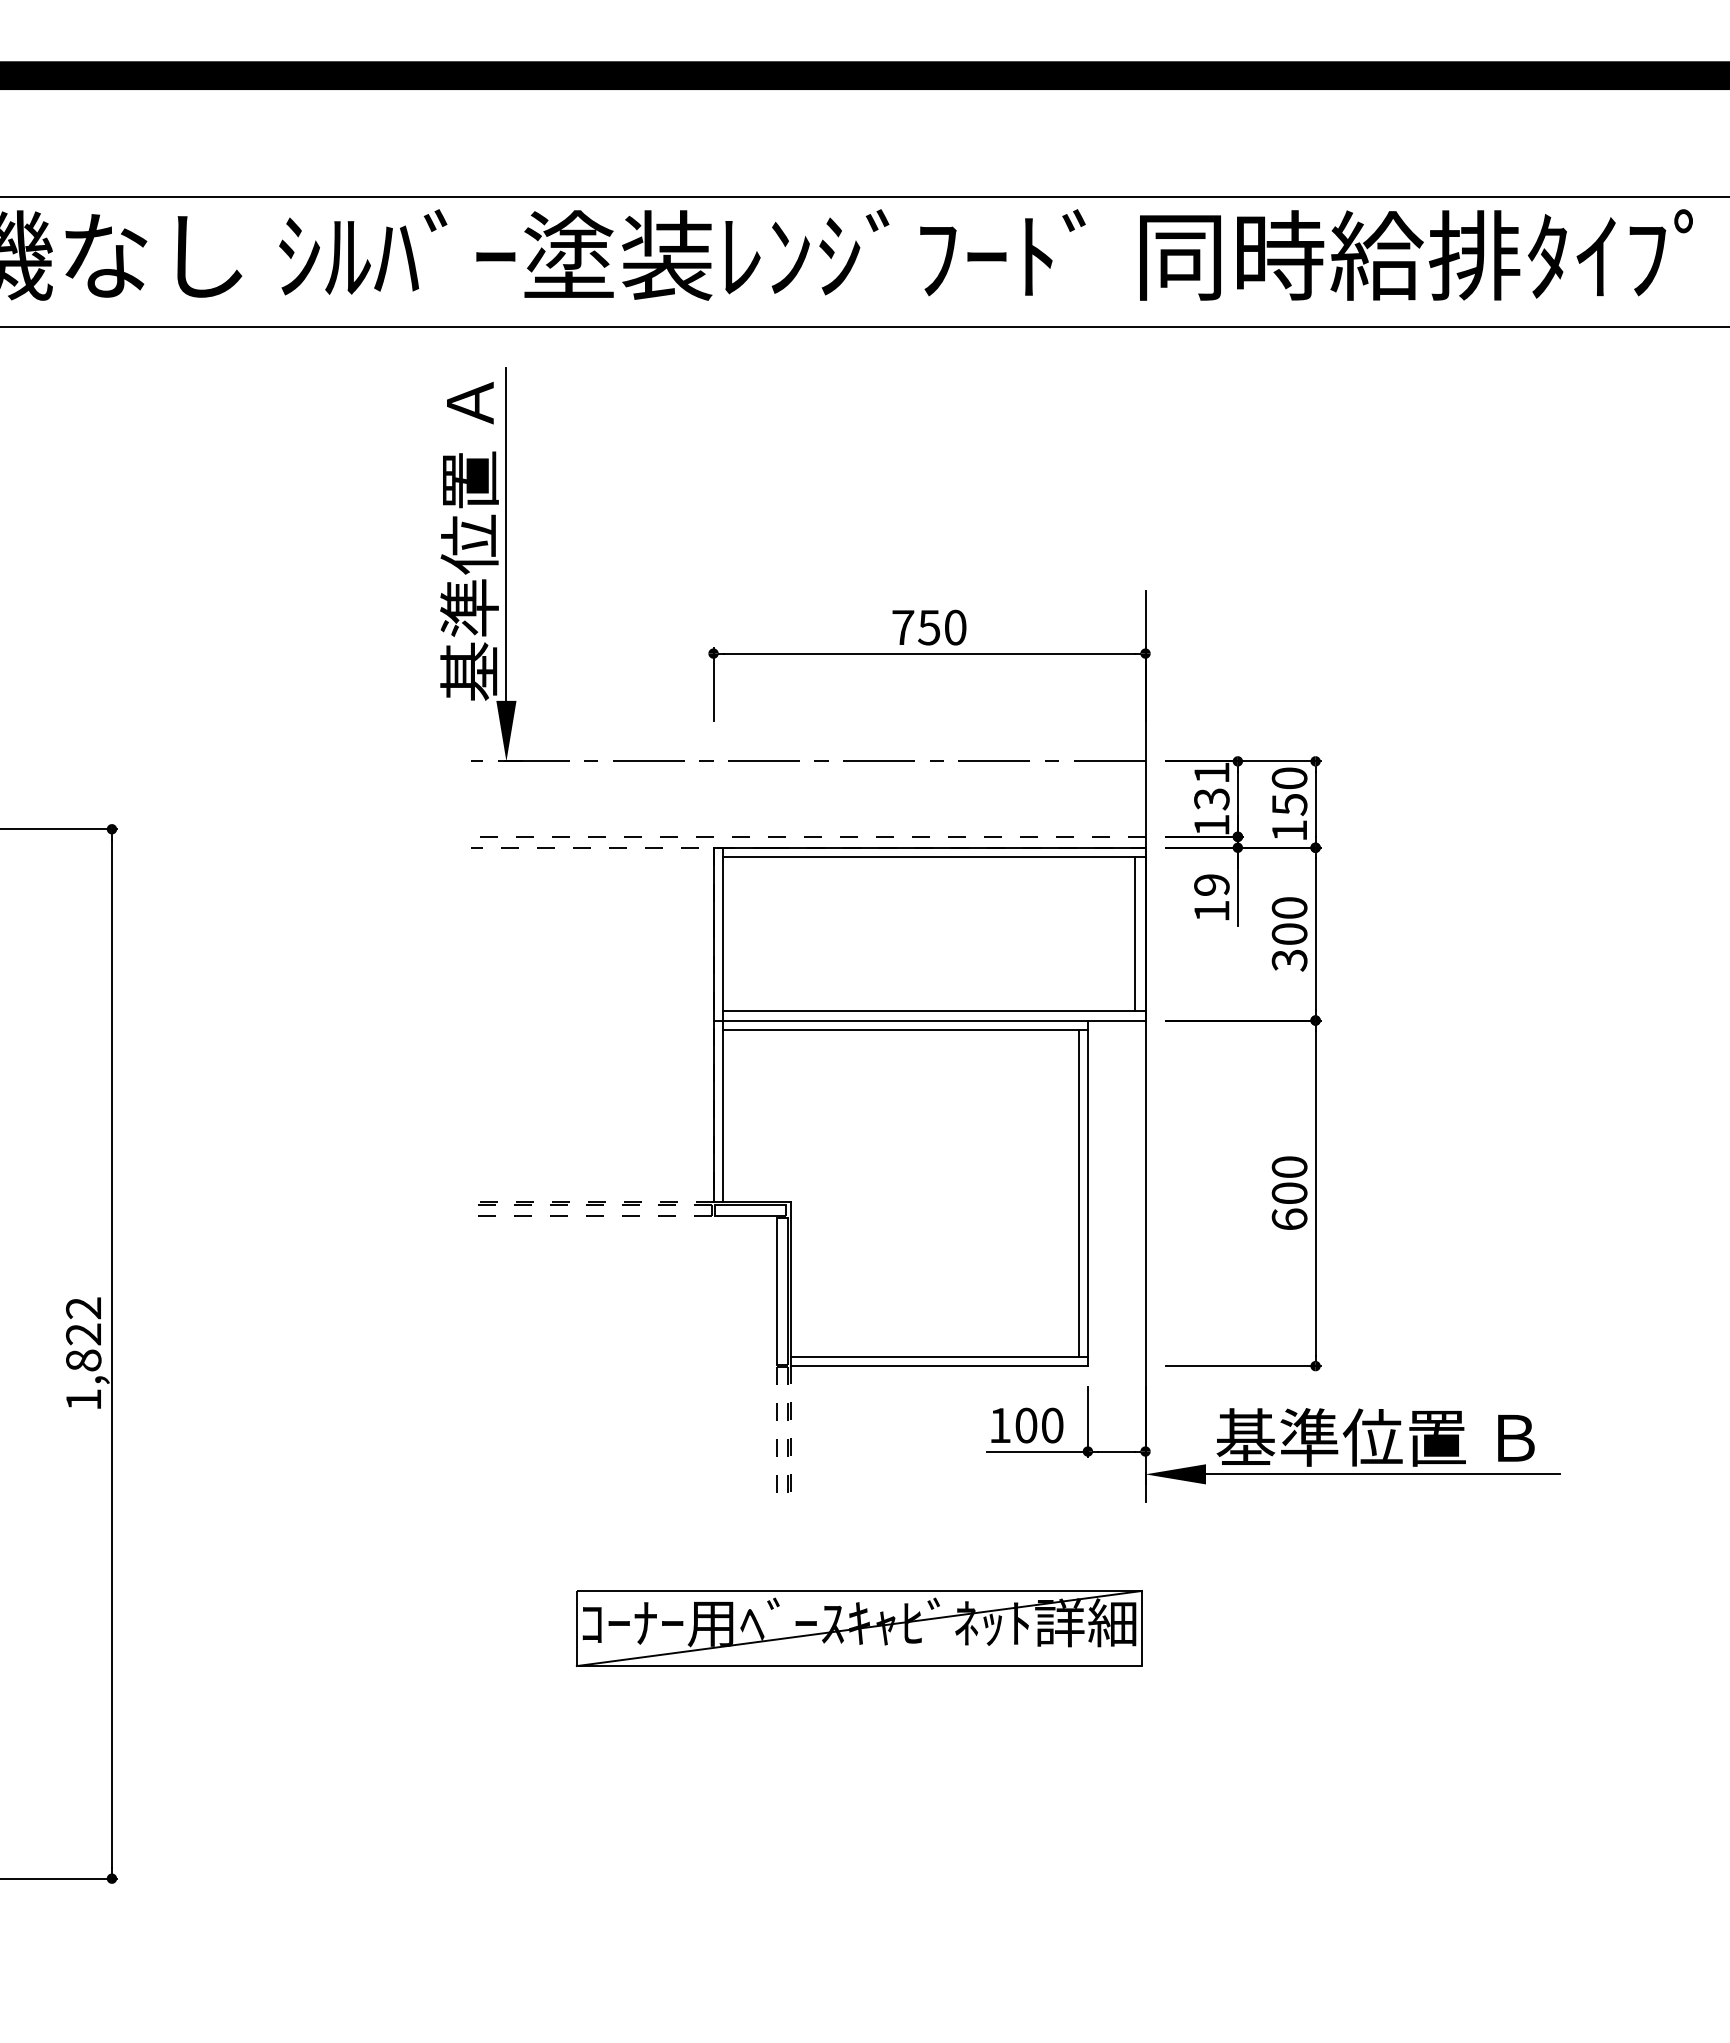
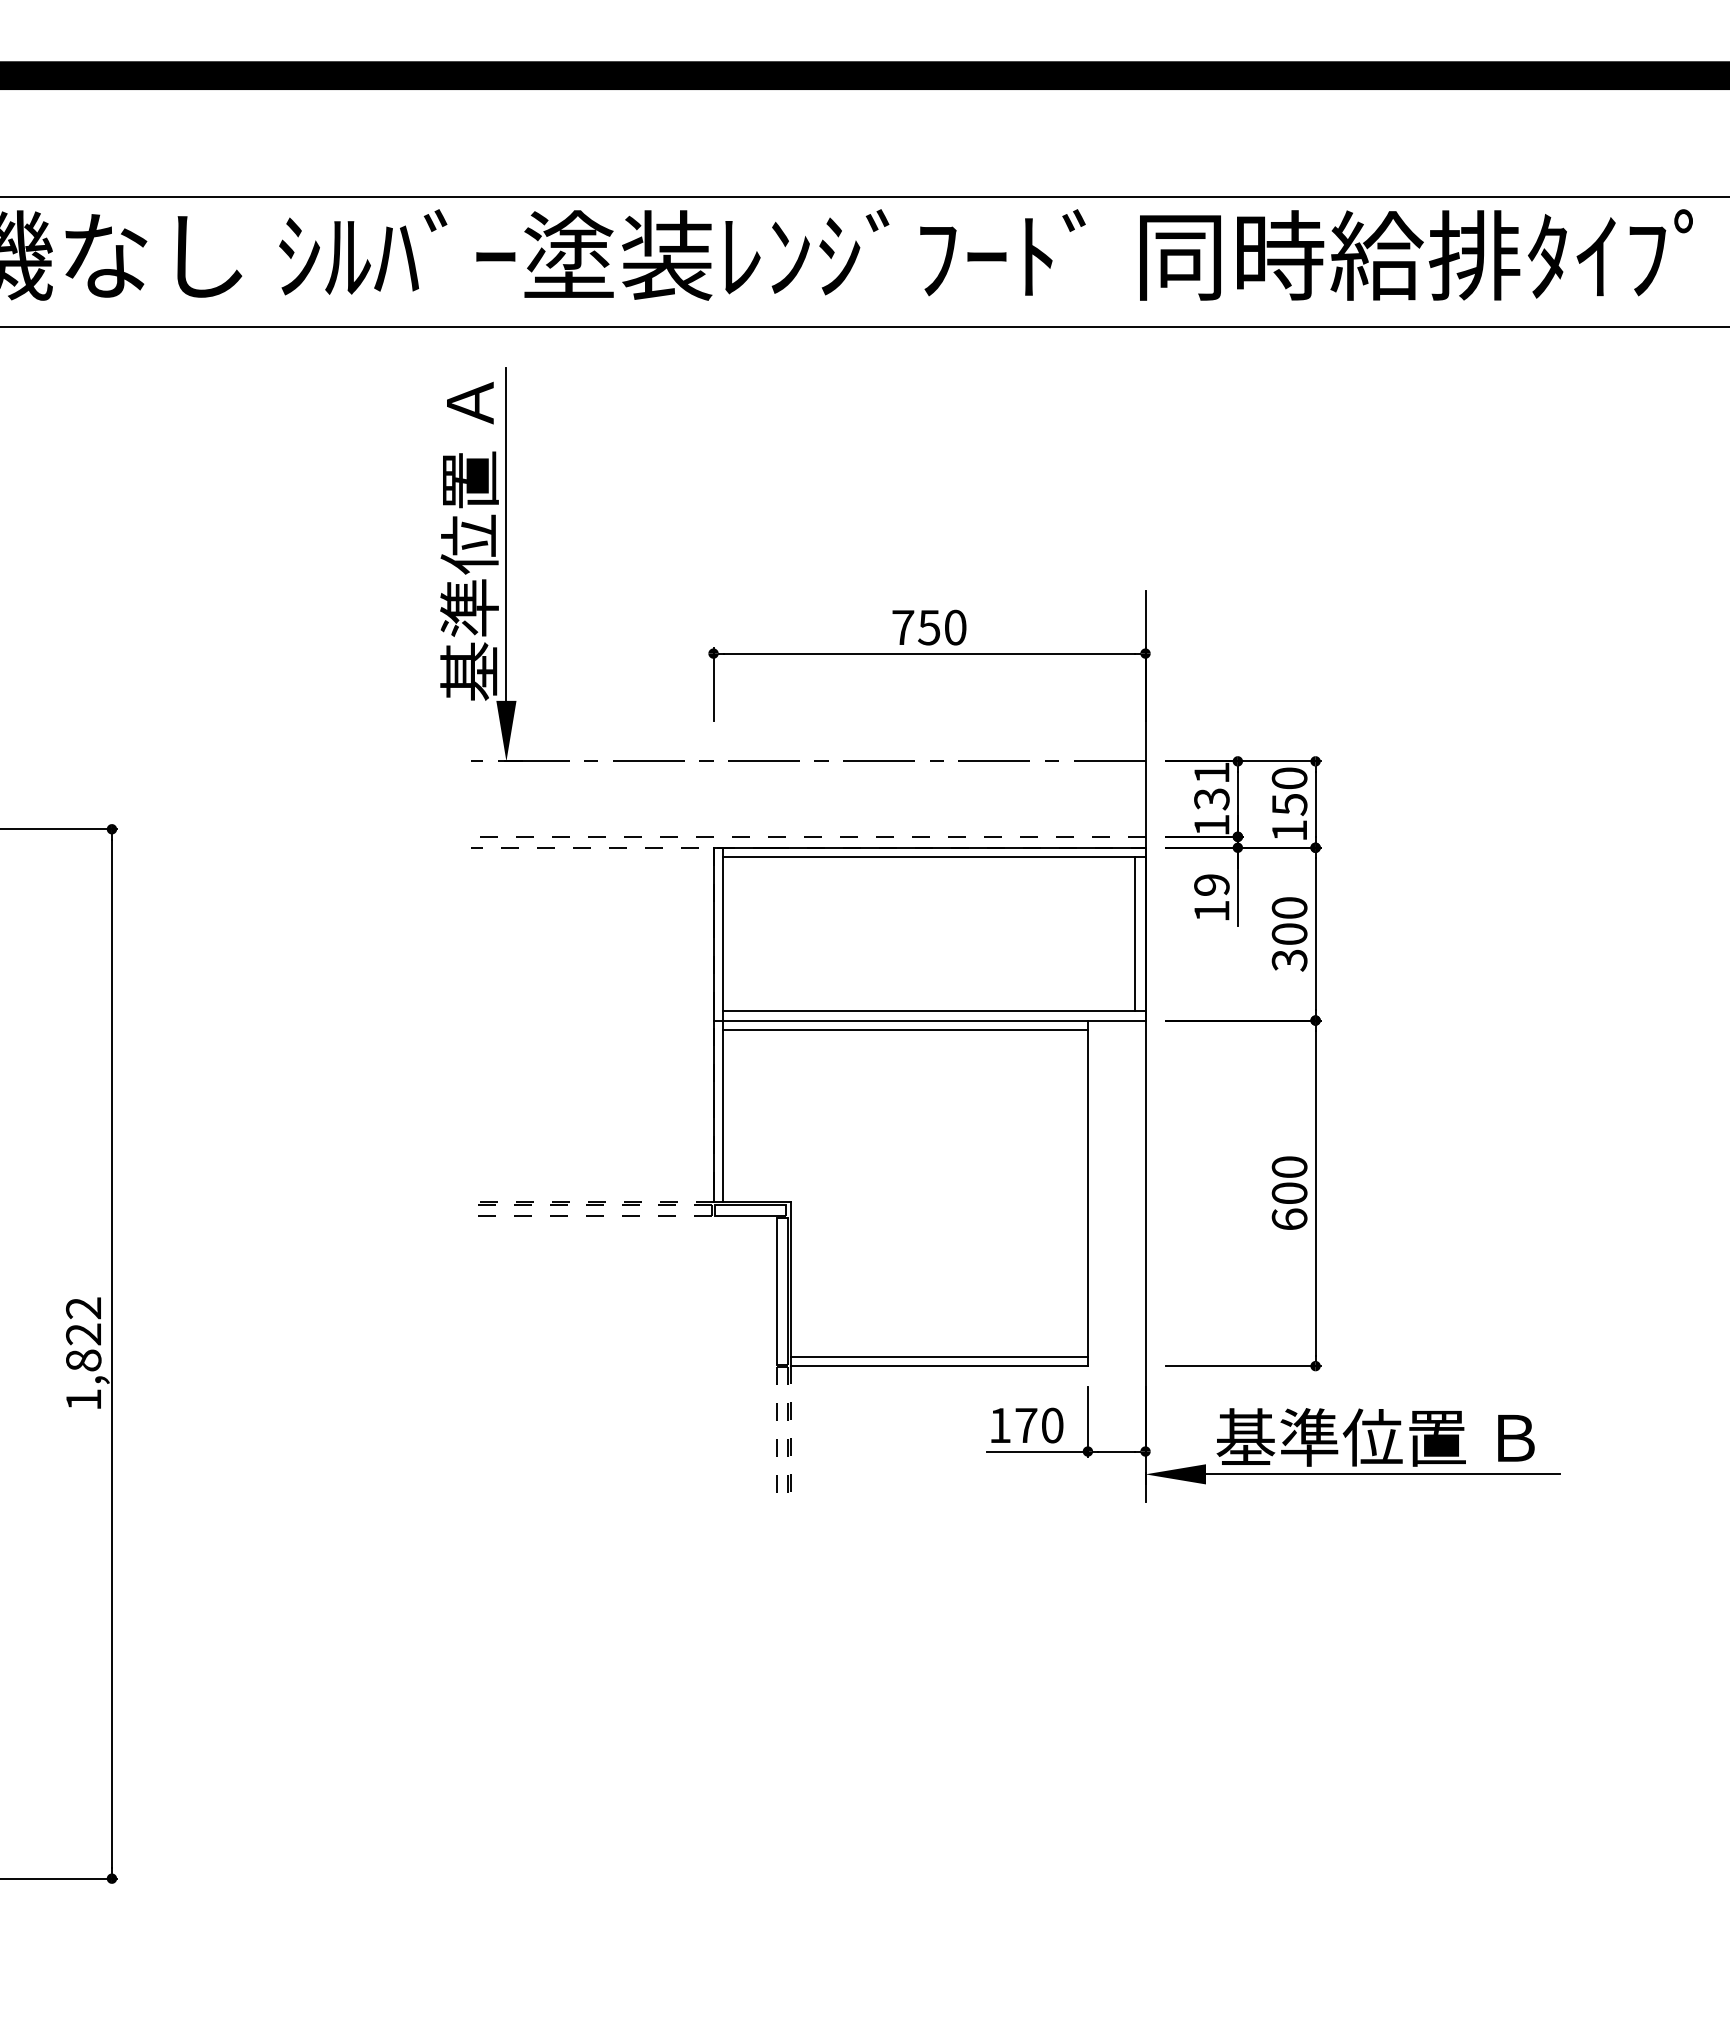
line: present -> none (1078, 1192)
text: 100 -> 170 (1026, 1425)
part: present -> none (858, 1628)
